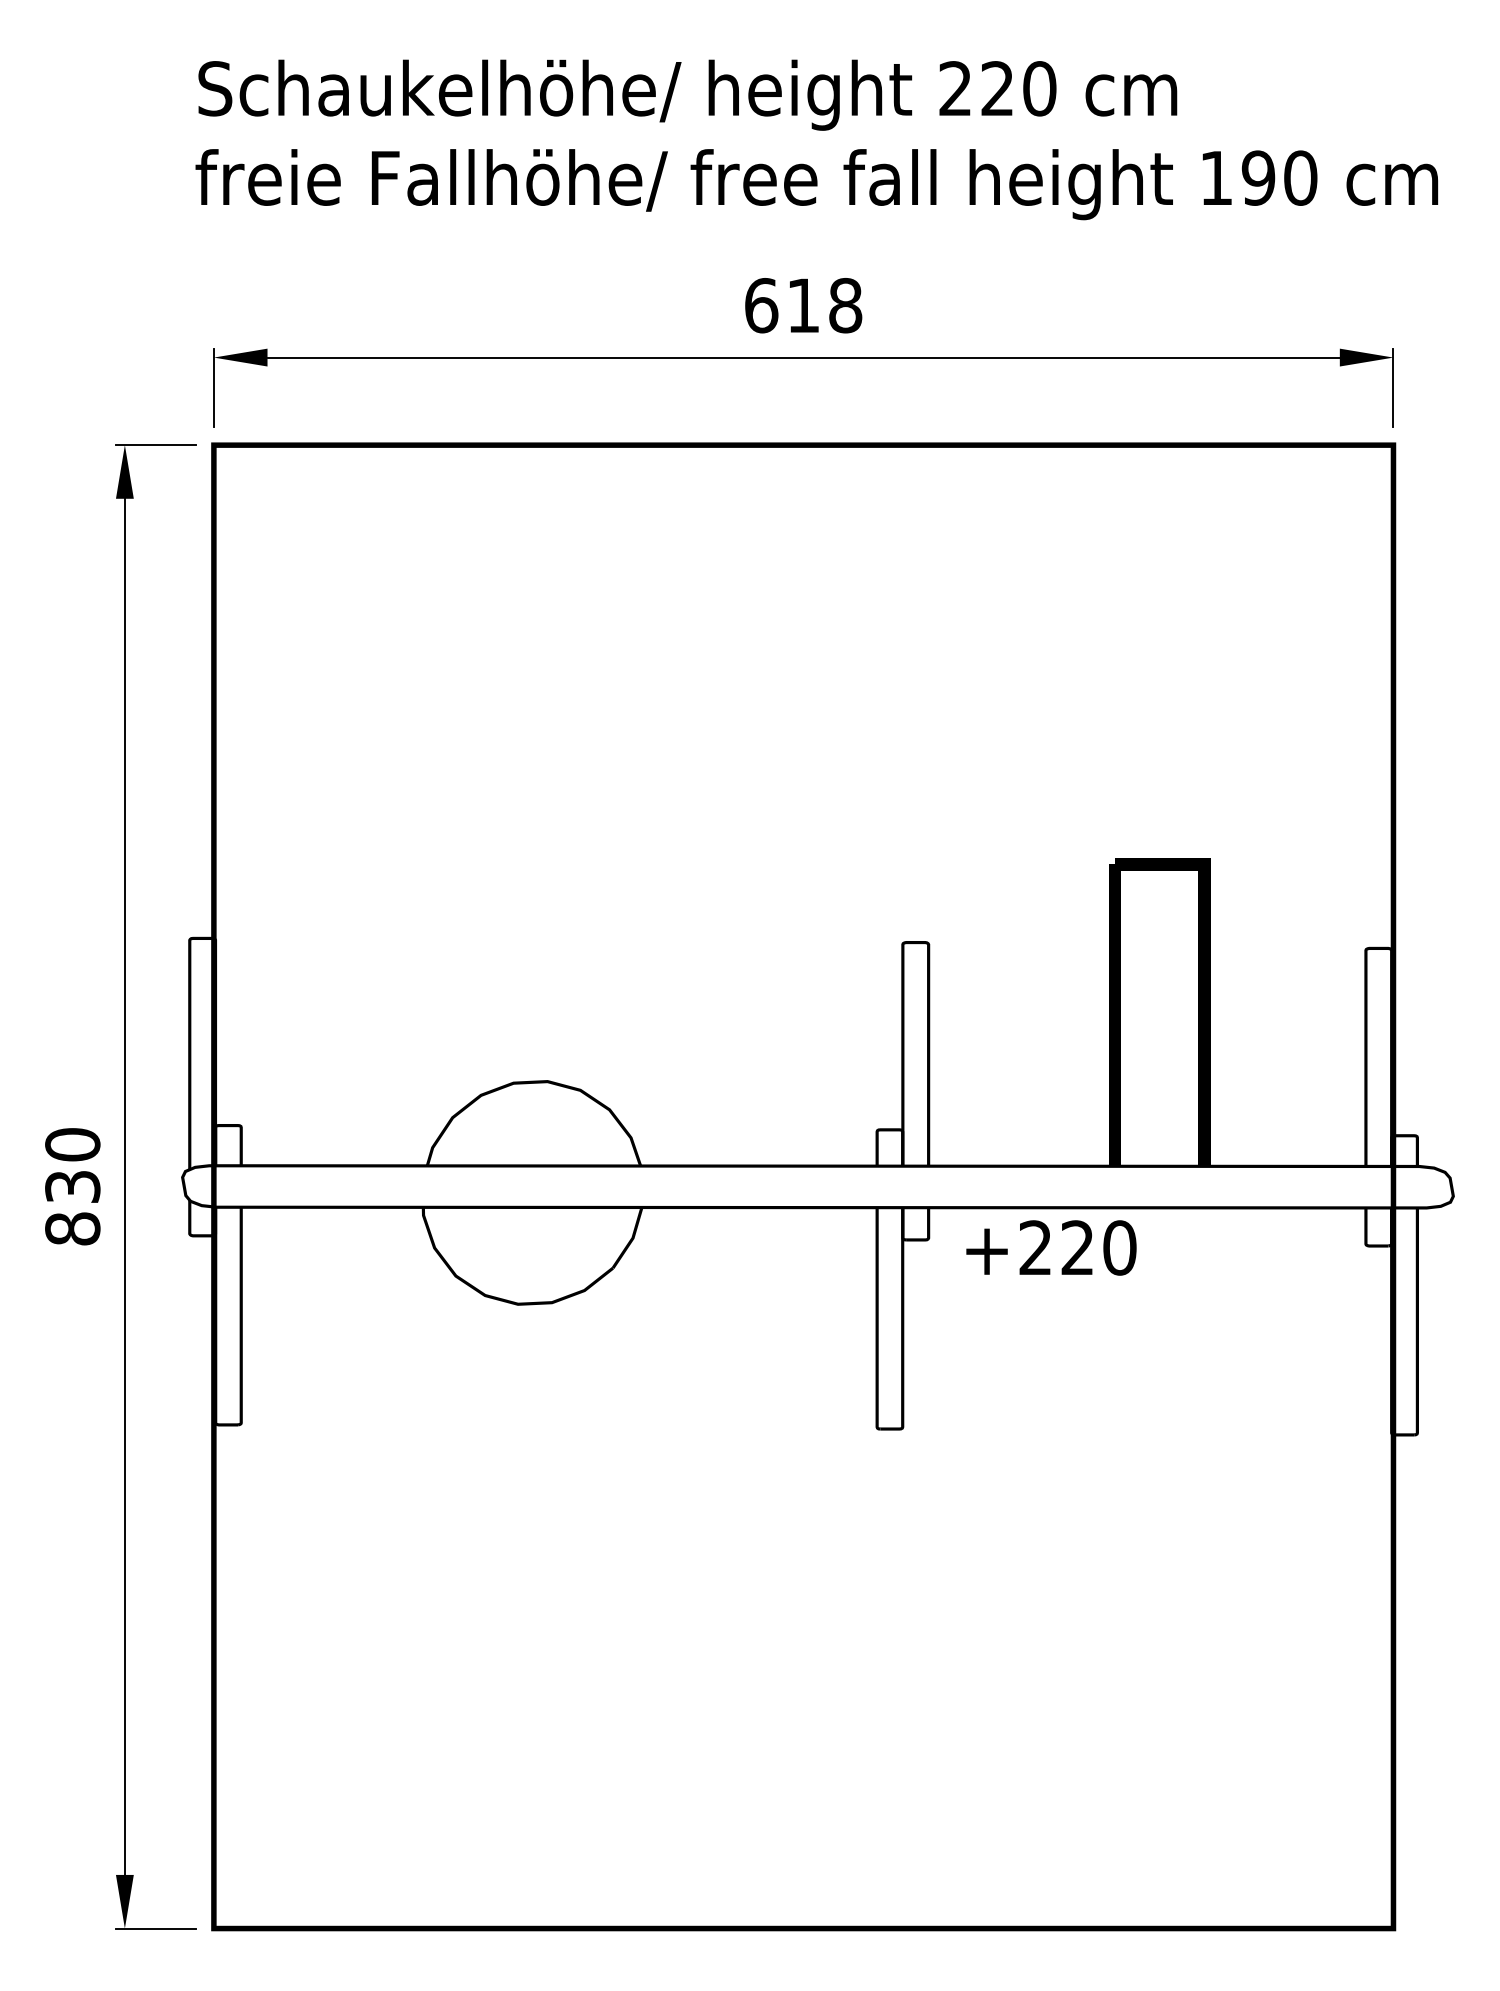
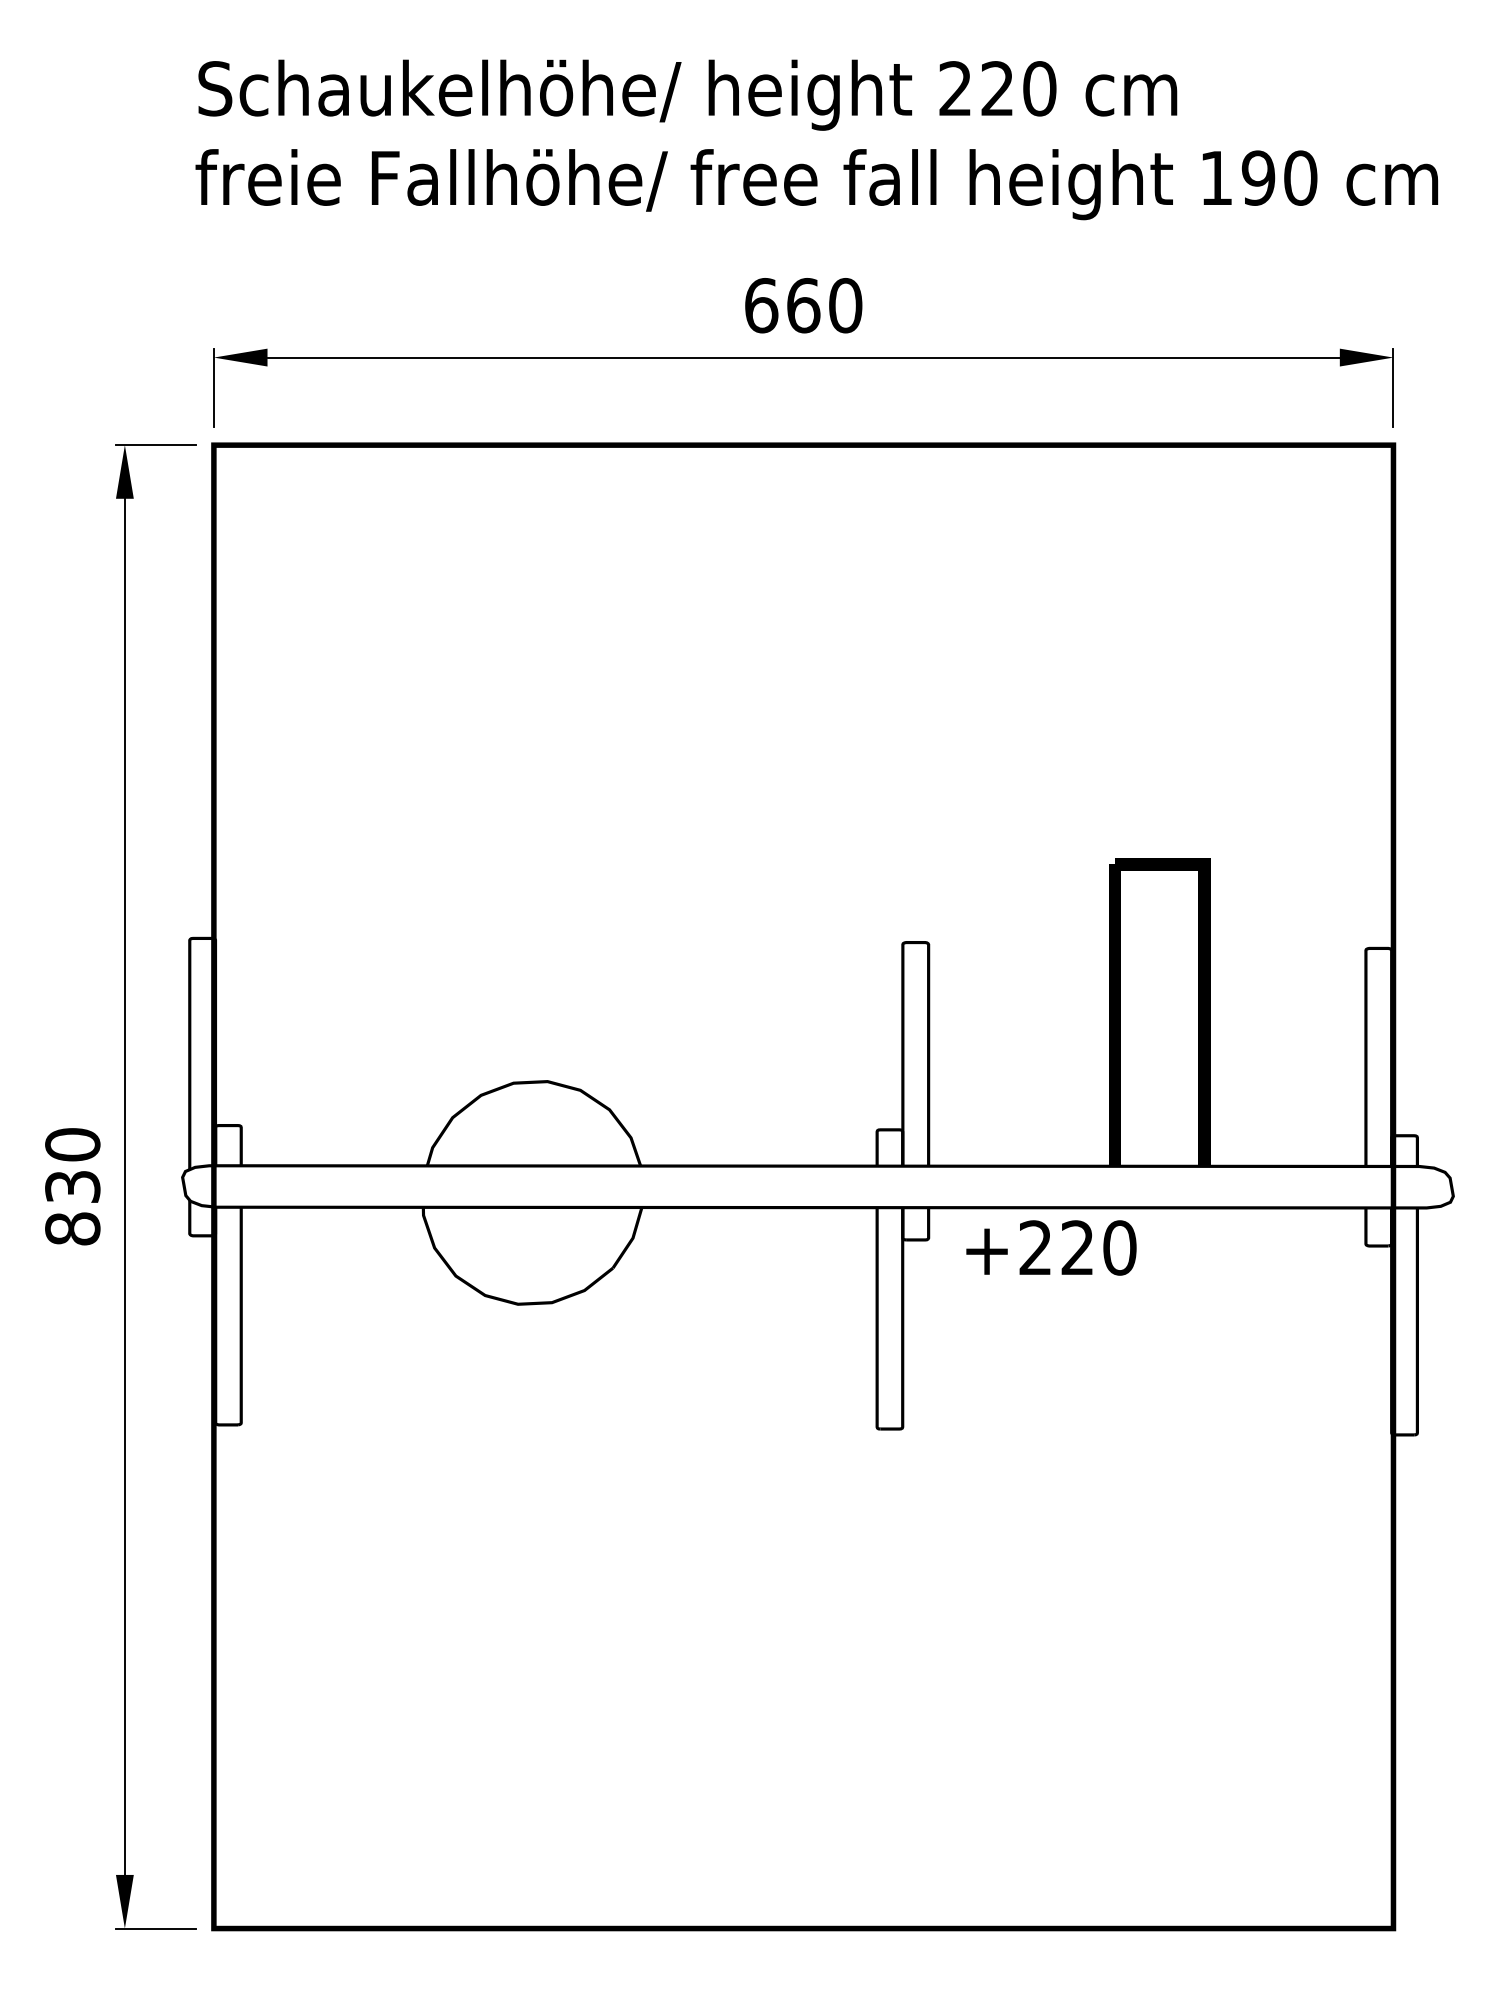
text: 618 -> 660 (824, 305)
